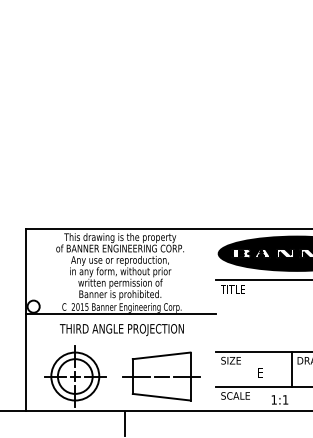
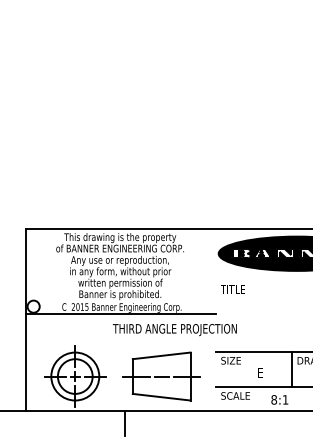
line: present -> none (262, 279)
text position: (121, 330) -> (174, 330) (174, 330)
text: 1:1 -> 8:1 (273, 399)
